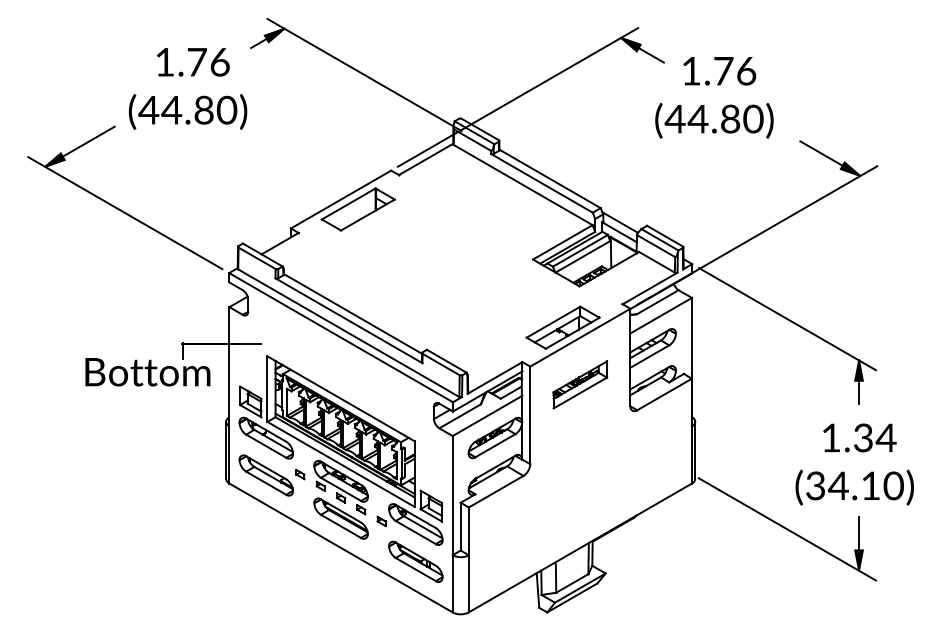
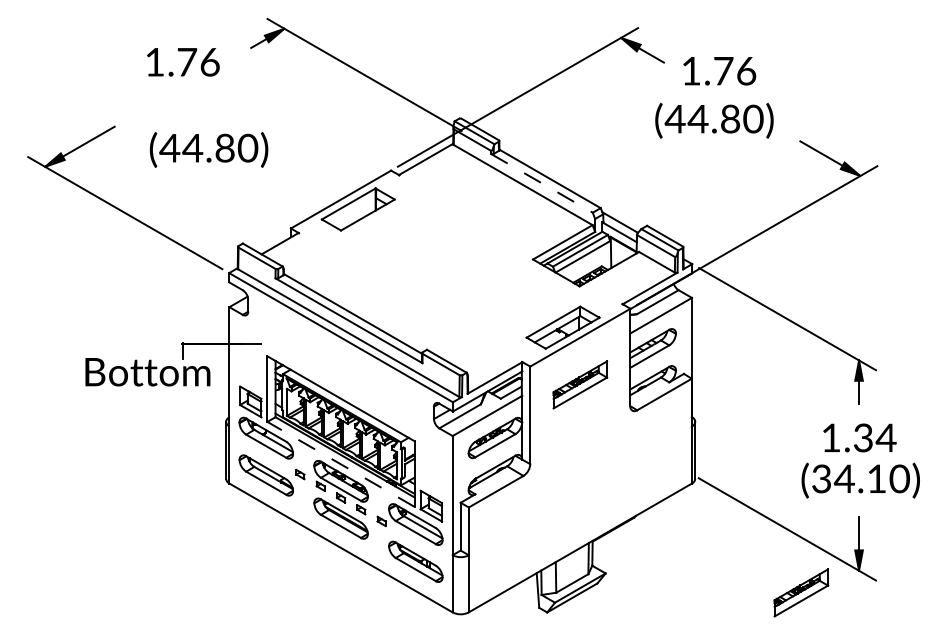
text position: (193, 62) -> (183, 62) (183, 62)
text position: (187, 111) -> (208, 149) (208, 149)
line: solid -> dashed (541, 183)
line: solid -> dashed (340, 464)
text position: (854, 487) -> (860, 480) (860, 480)
part: none -> present (801, 592)
